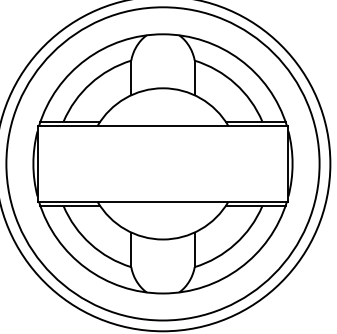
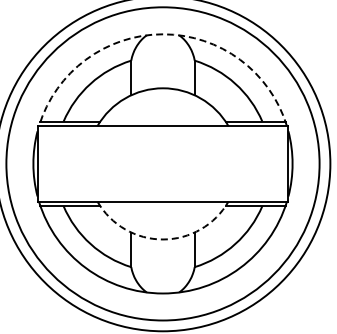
arc: solid -> dashed (162, 34)
arc: solid -> dashed (162, 239)
